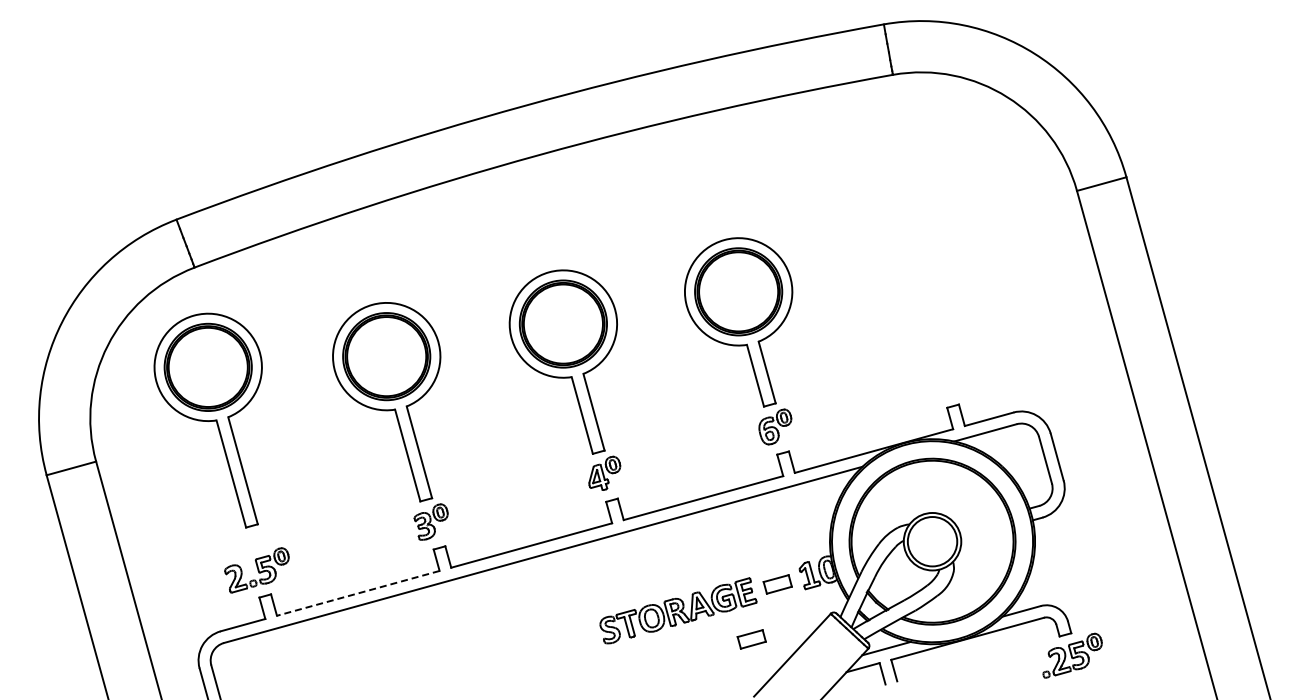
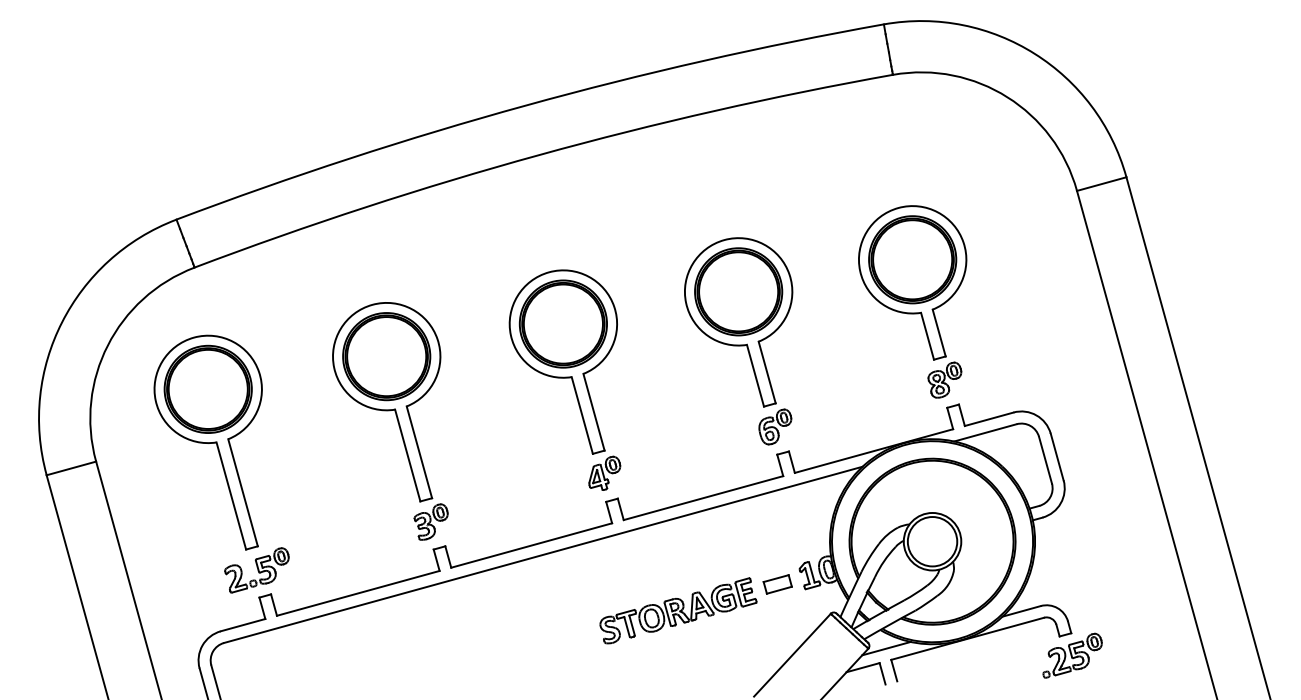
part: none -> present (912, 301)
part position: (207, 420) -> (207, 442) (207, 442)
line: dashed -> solid (357, 593)
part: present -> none (751, 639)
